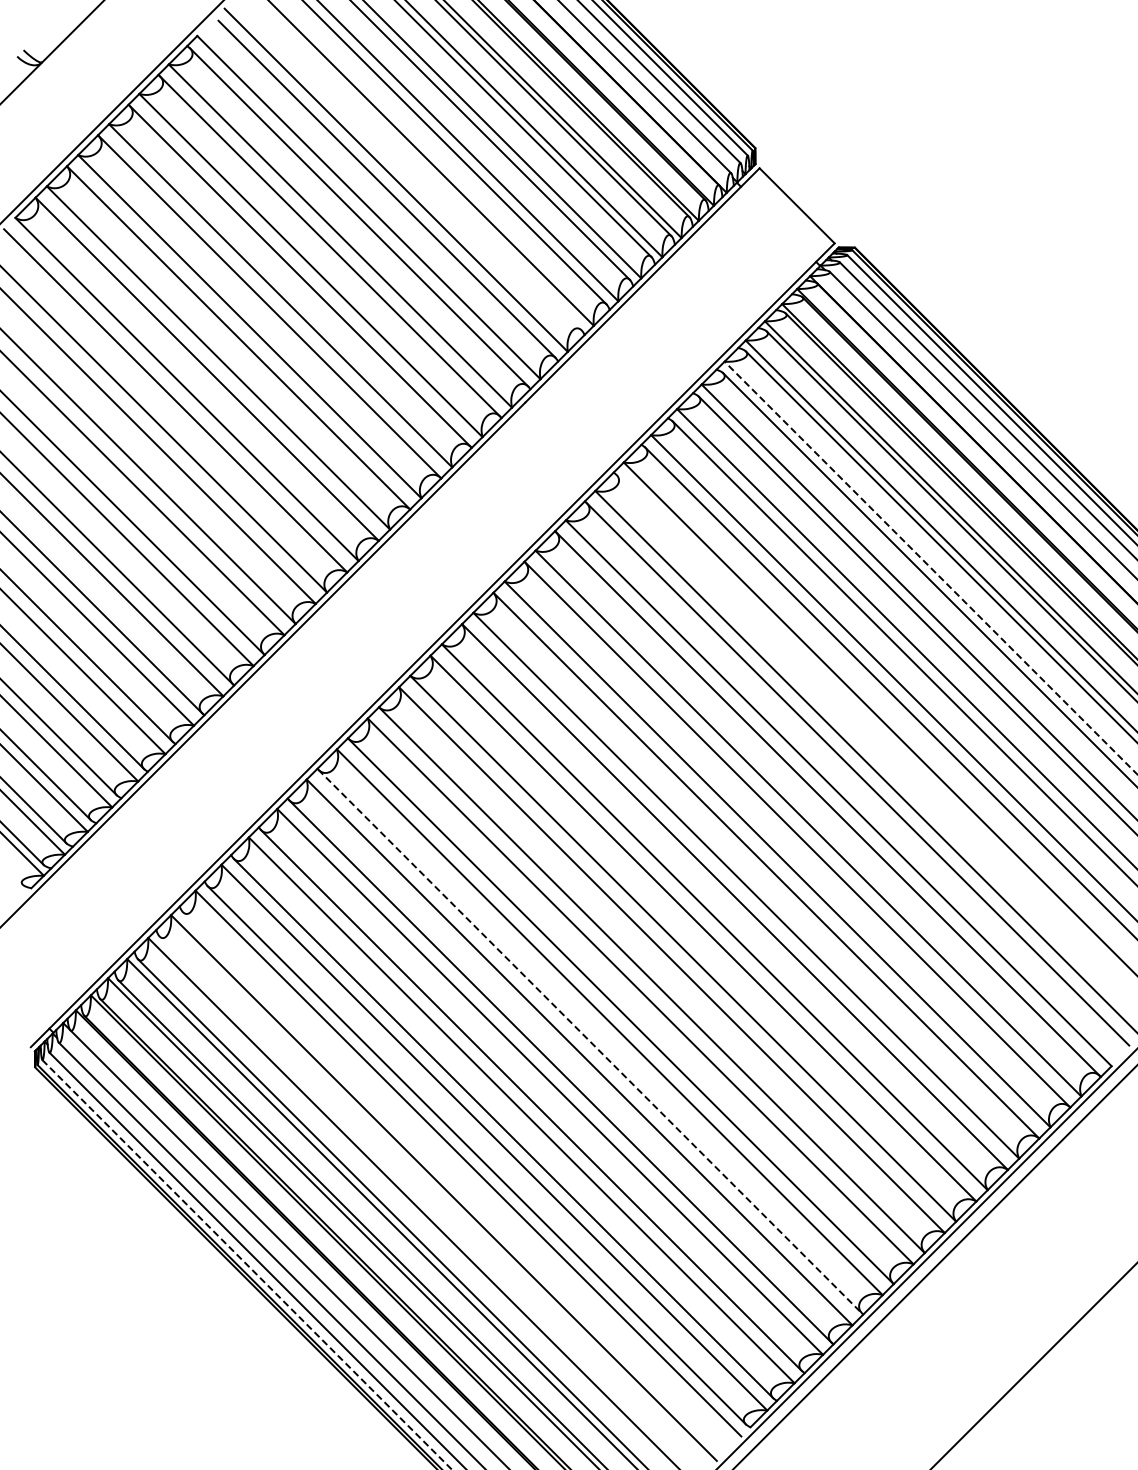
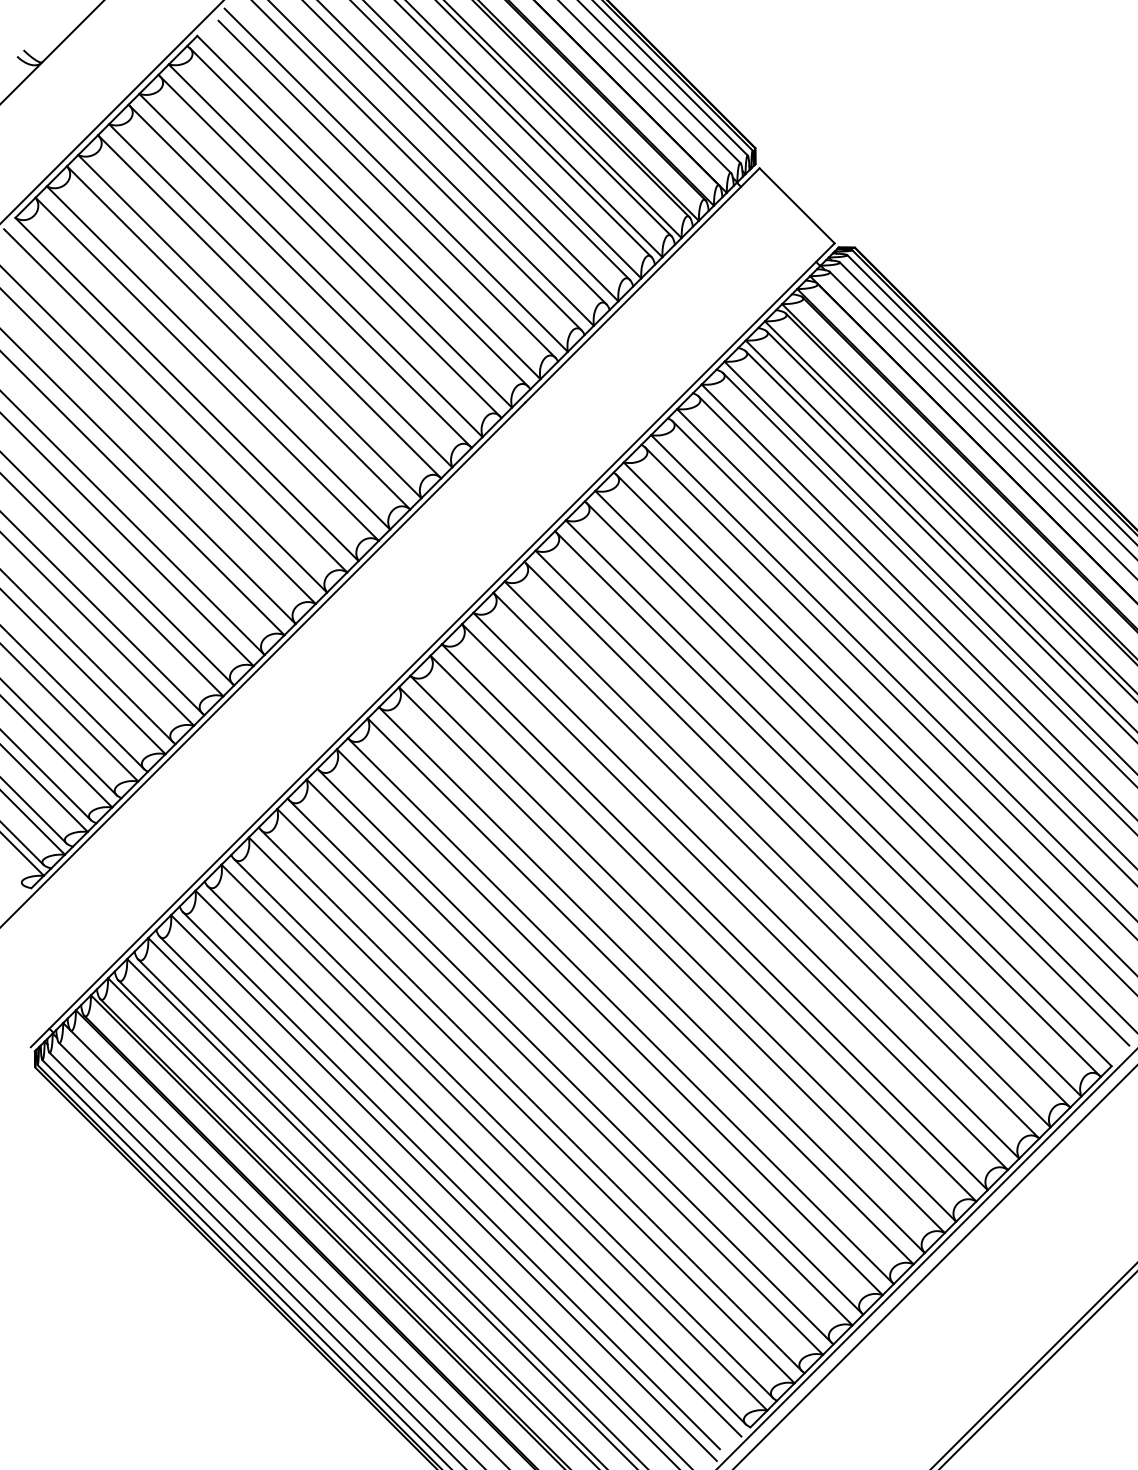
line: none -> present (417, 166)
line: dashed -> solid (931, 568)
line: none -> present (875, 733)
line: dashed -> solid (590, 1041)
line: none -> present (450, 1180)
line: none -> present (424, 1201)
line: dashed -> solid (247, 1264)
line: none -> present (1038, 1370)
